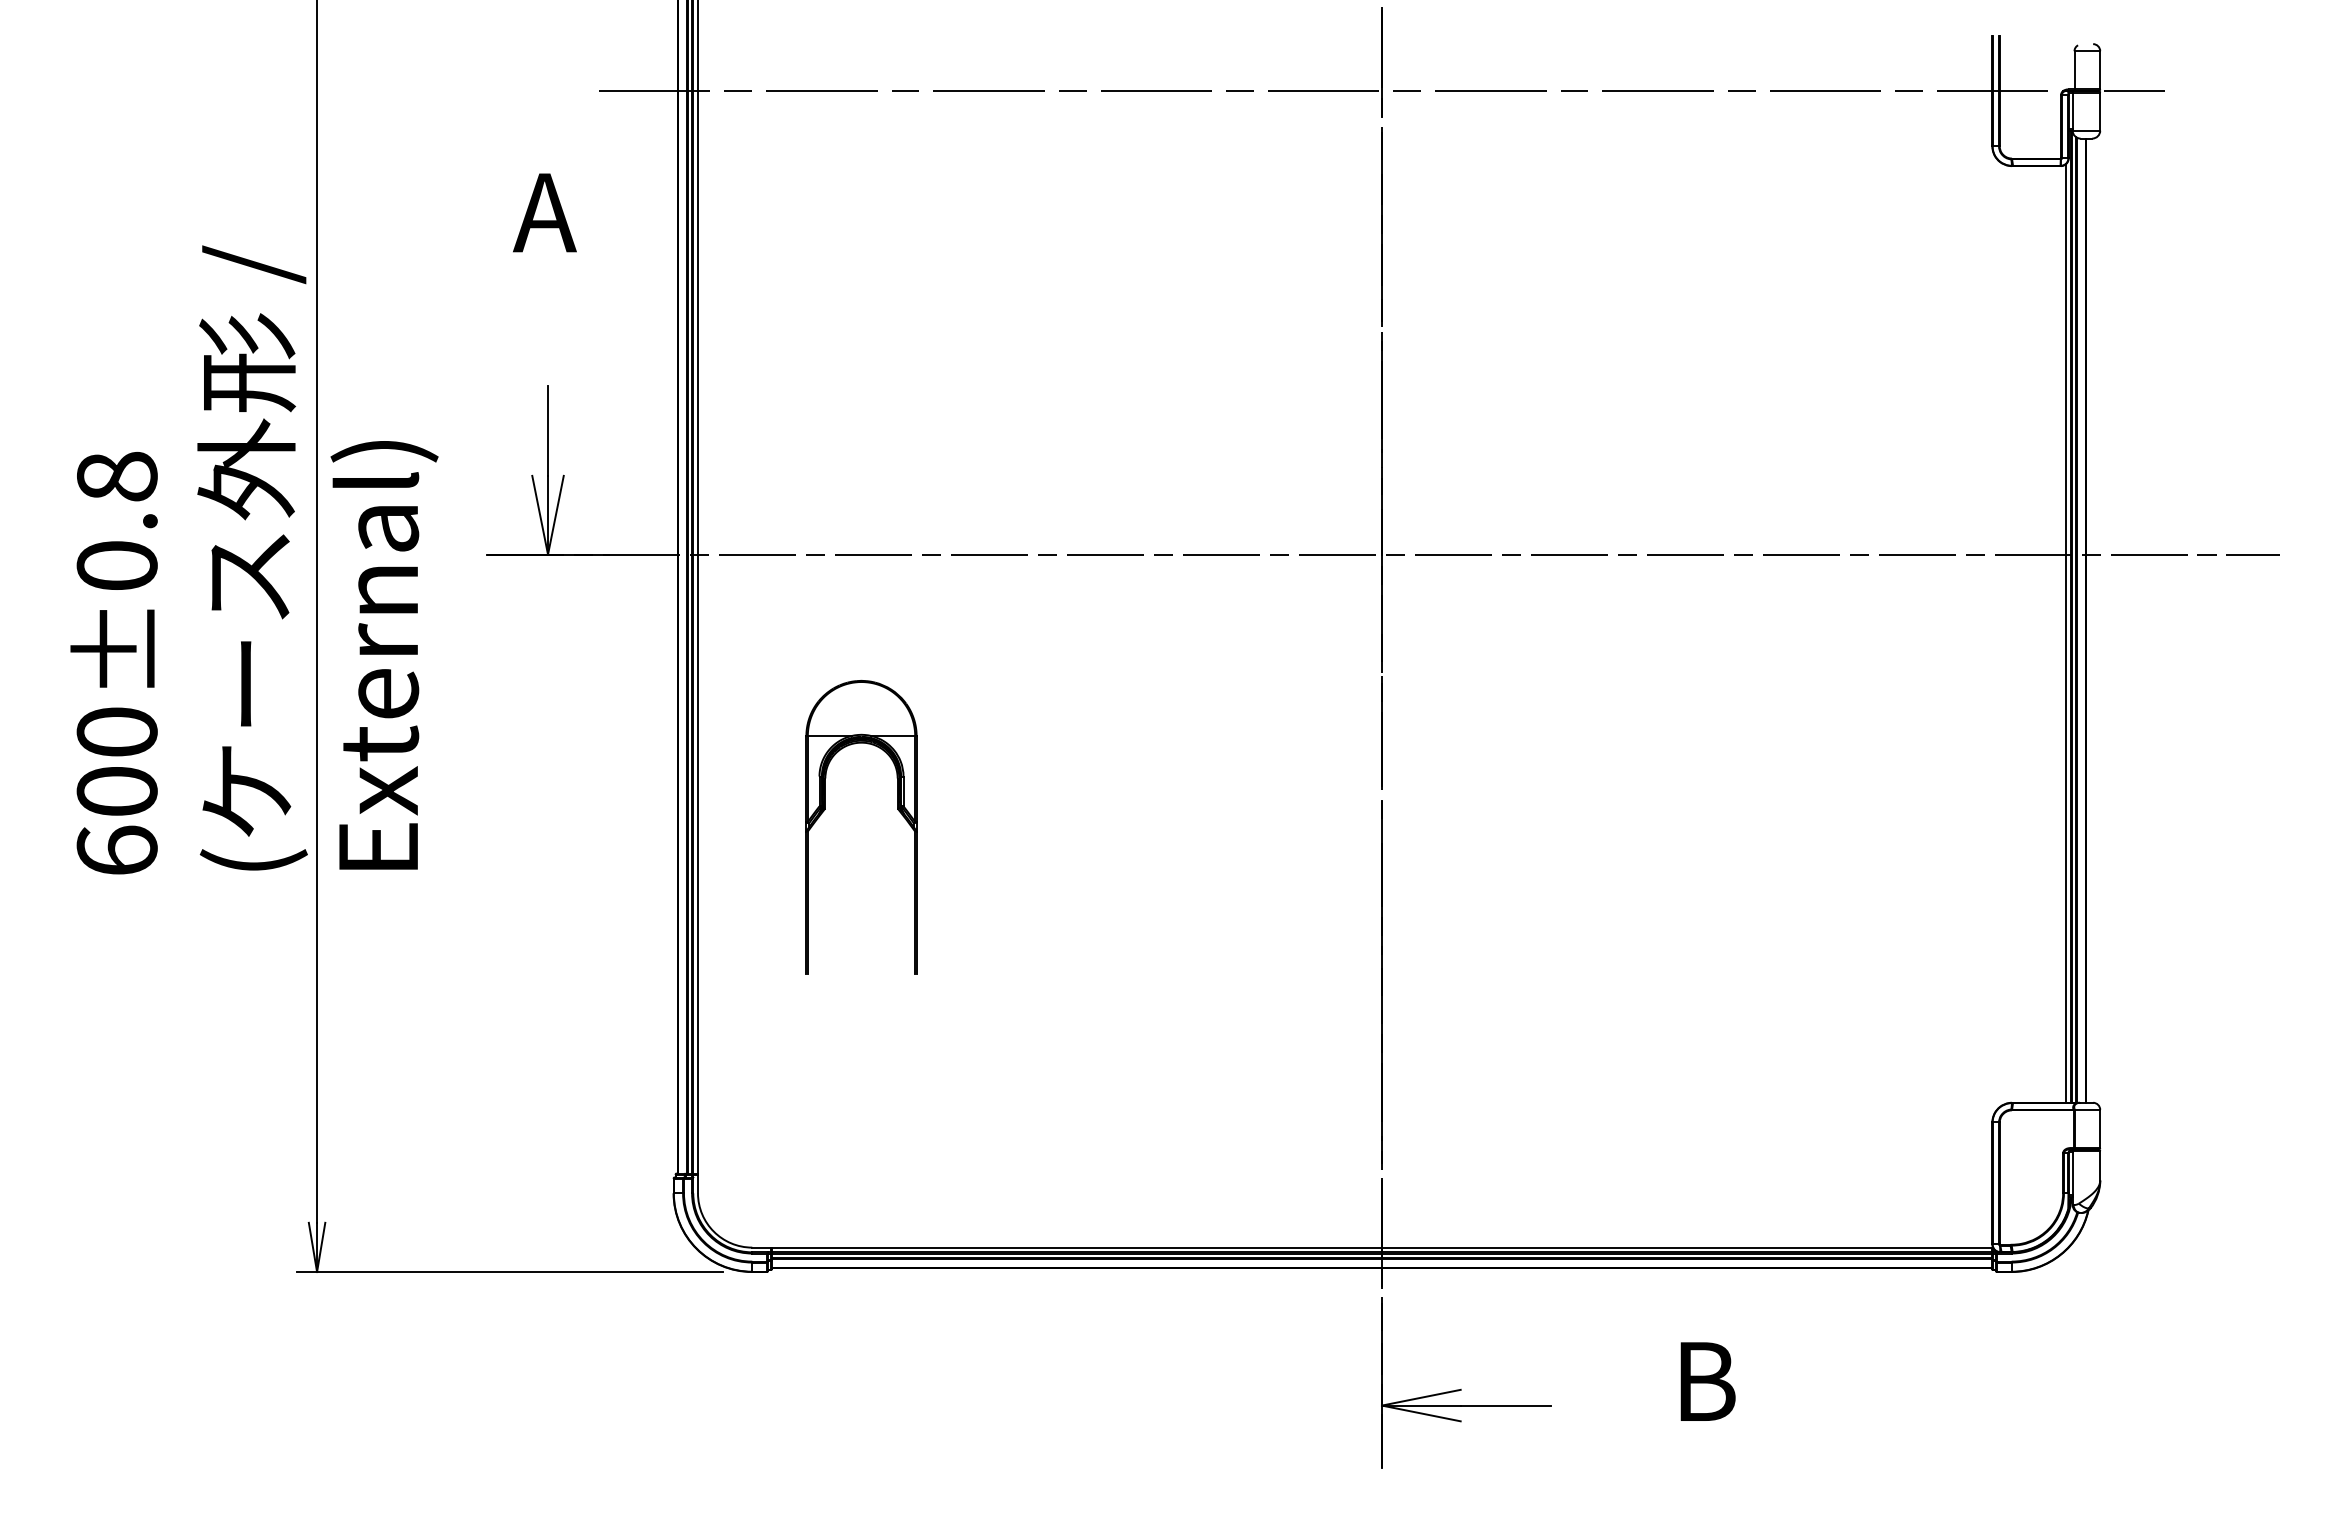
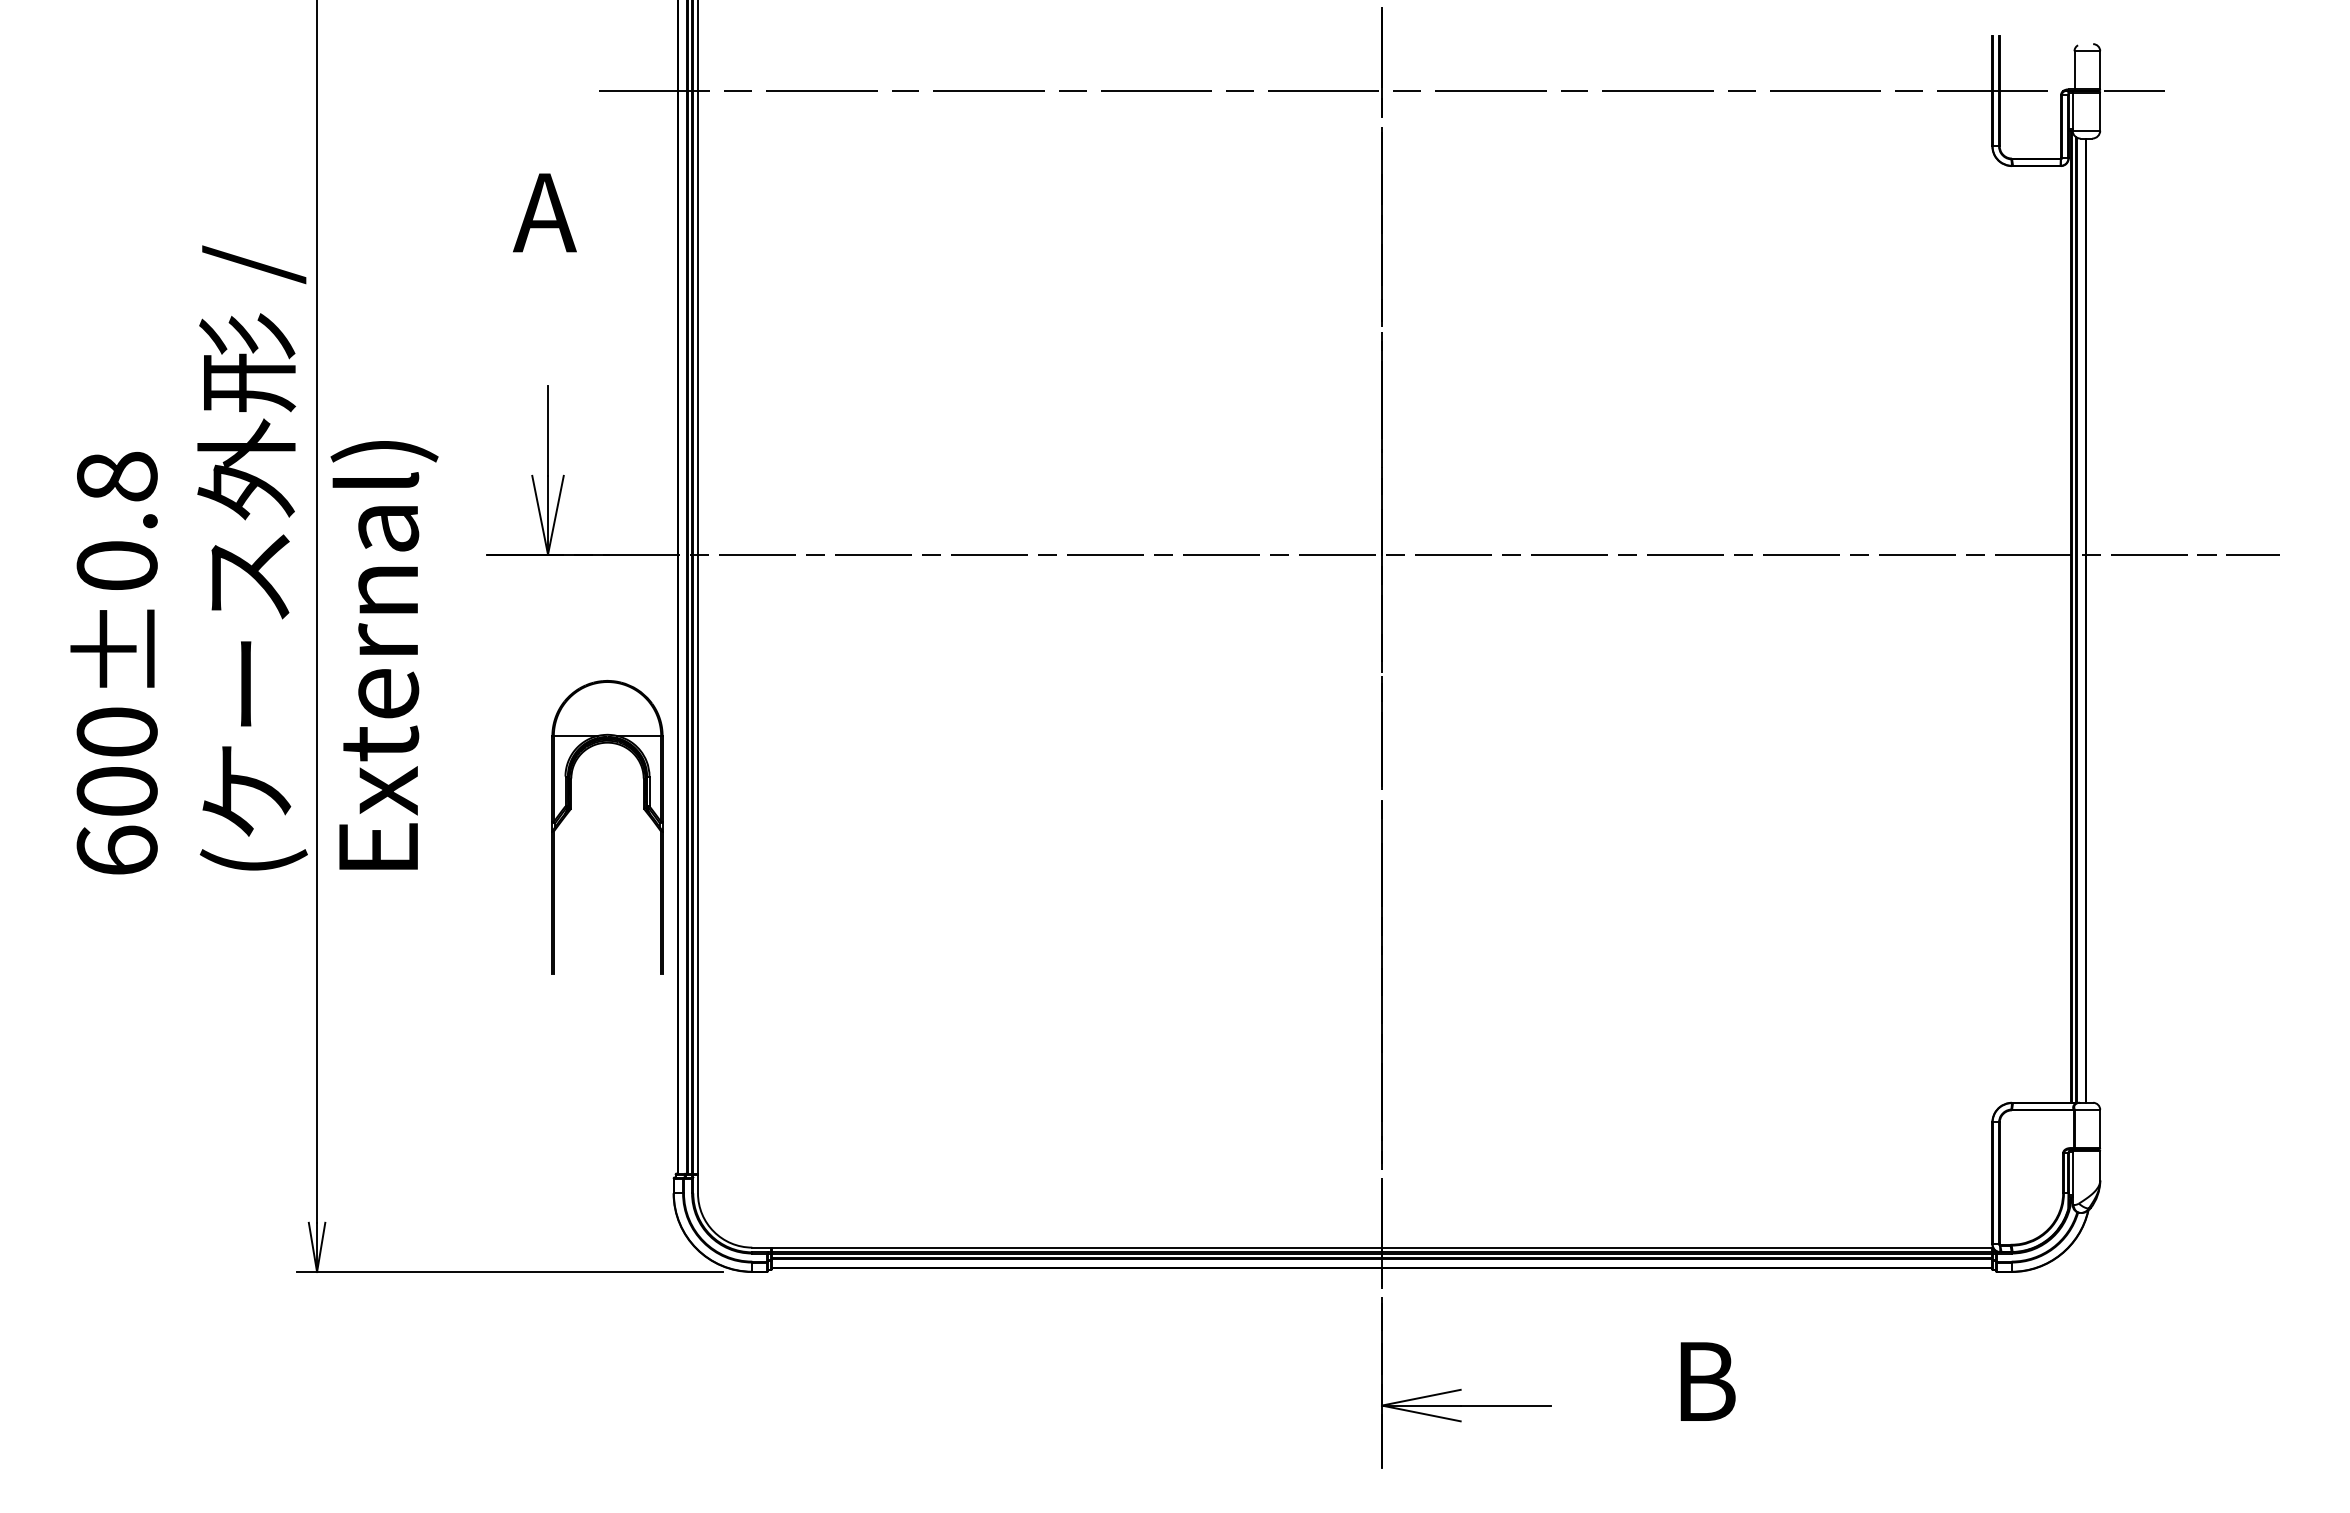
line: present -> none (2065, 633)
part position: (825, 809) -> (571, 809) (571, 809)
